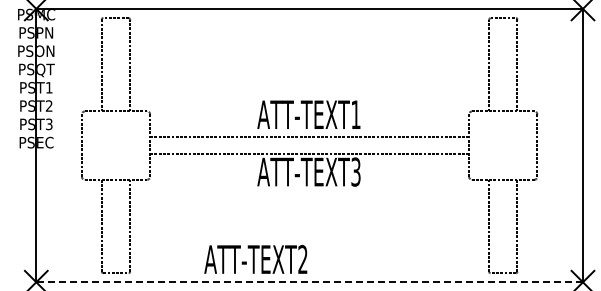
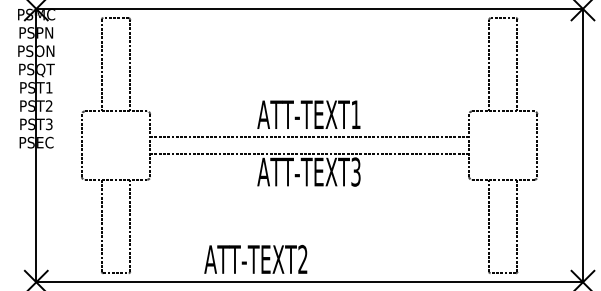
line: dashed -> solid (309, 282)
